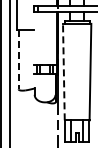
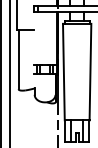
line: dashed -> solid (18, 60)
line: dashed -> solid (63, 71)
